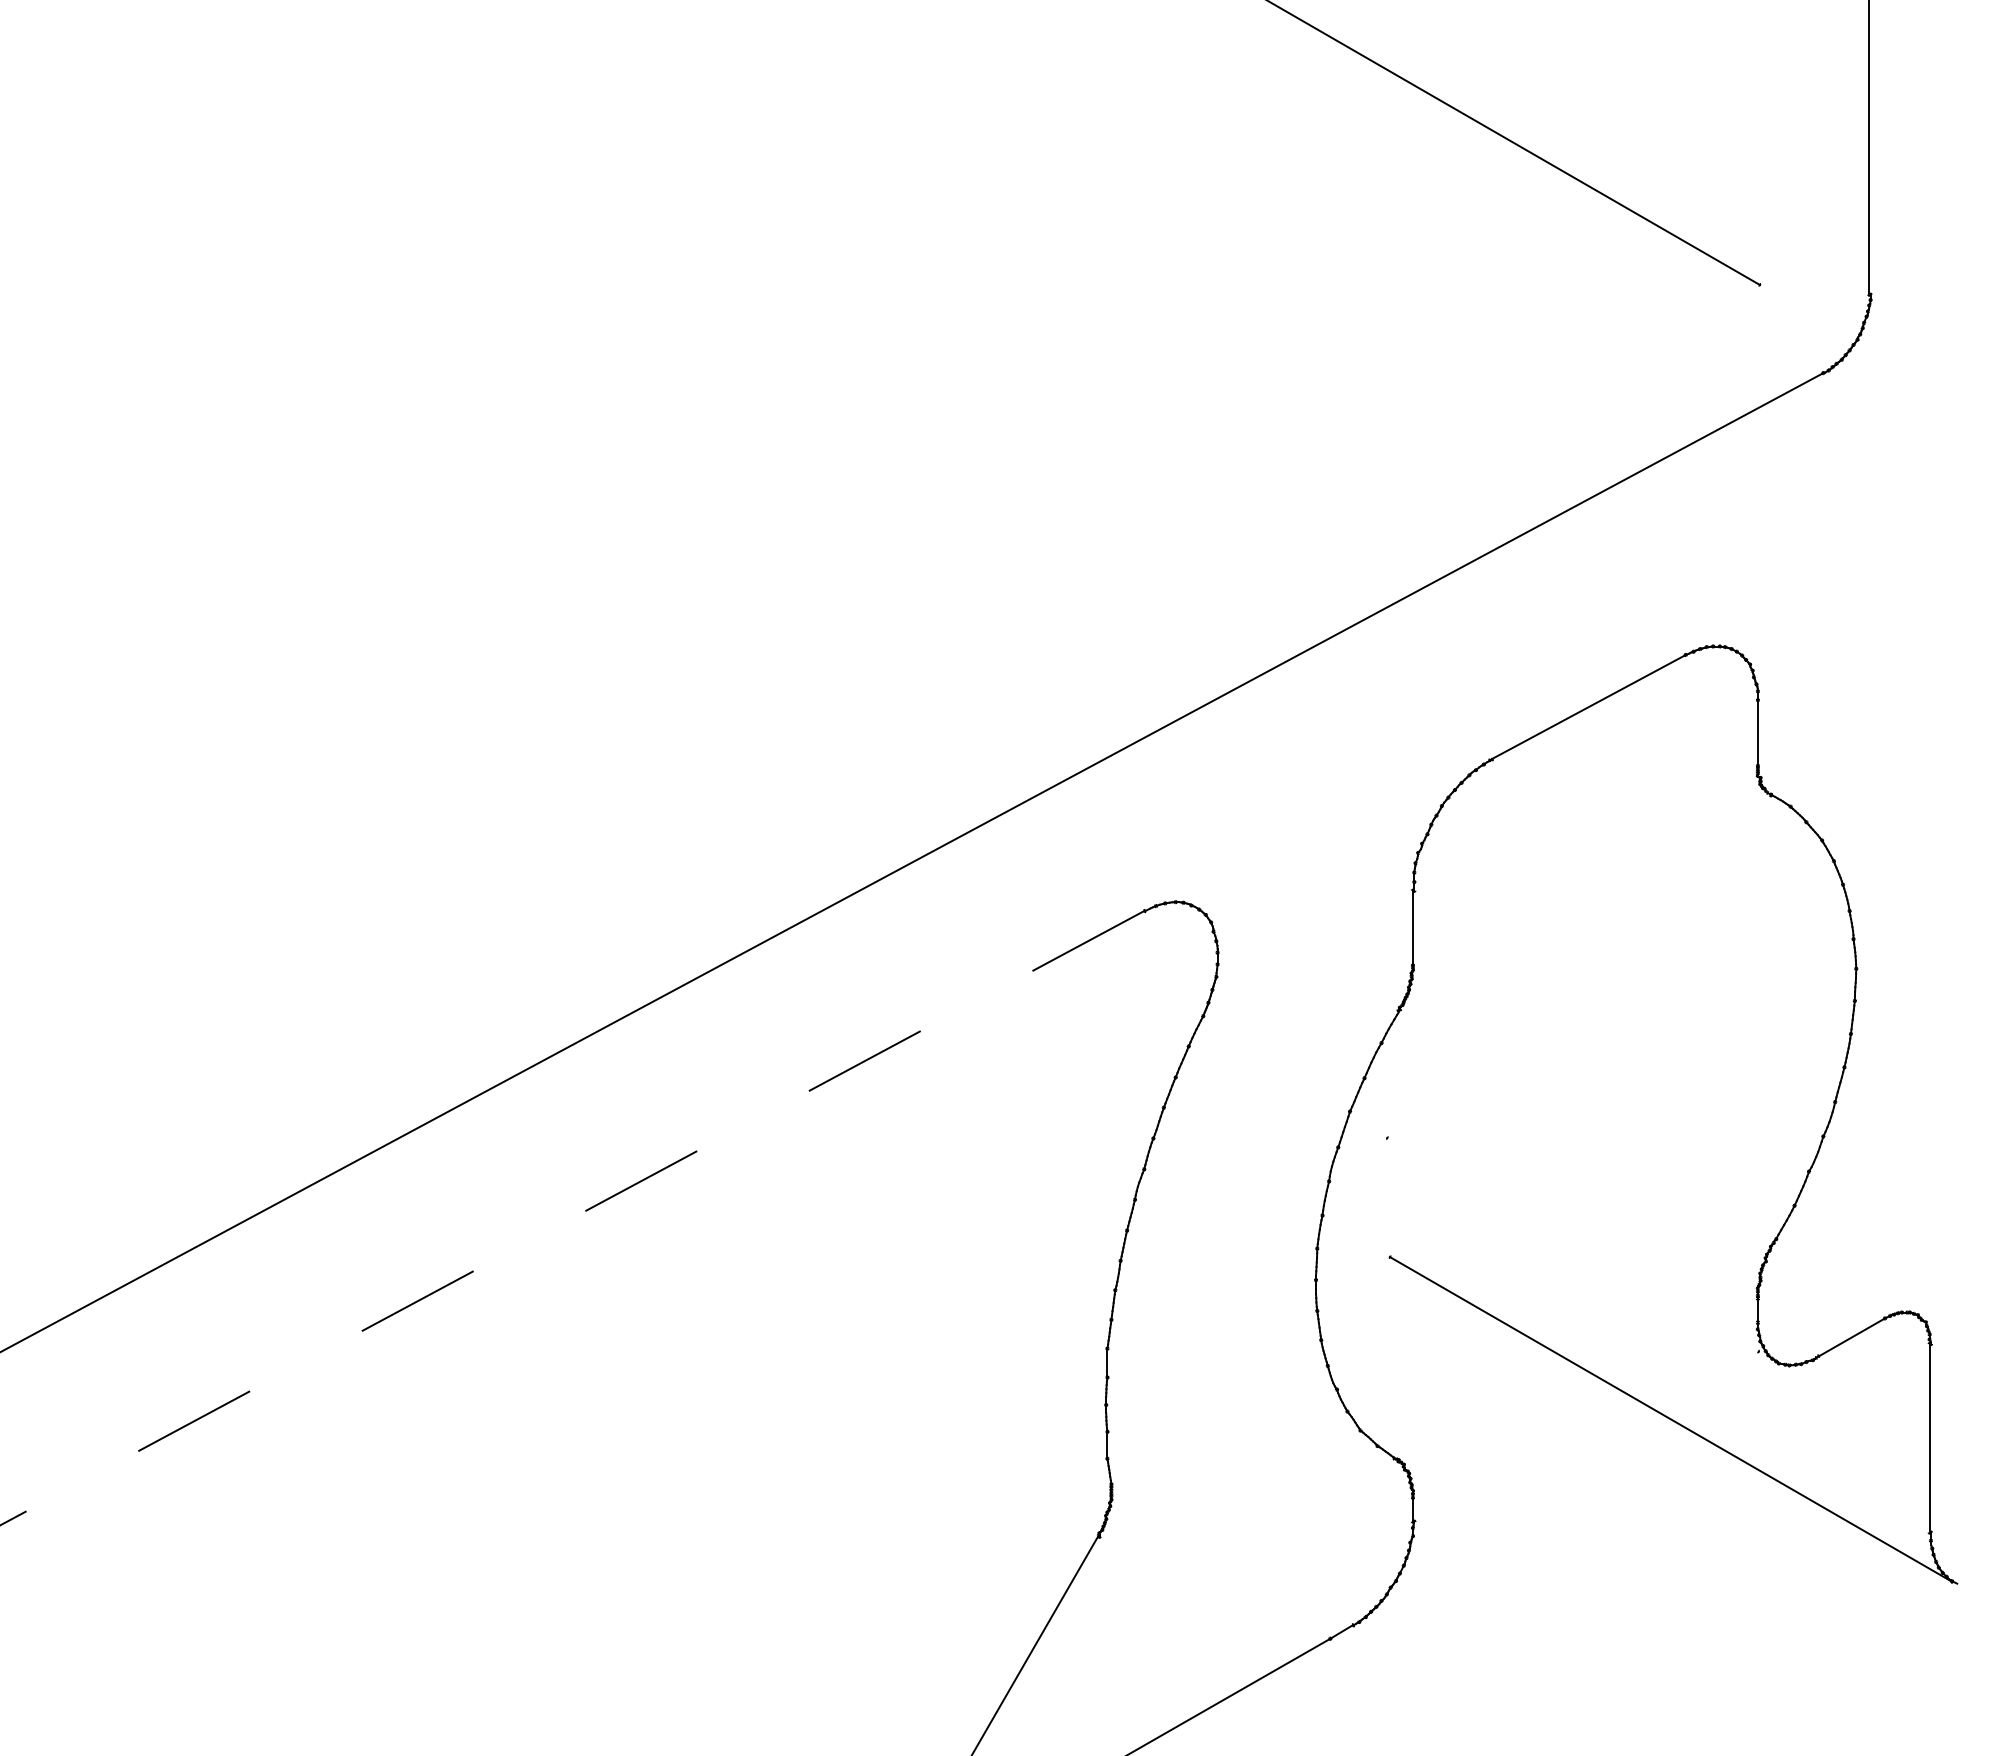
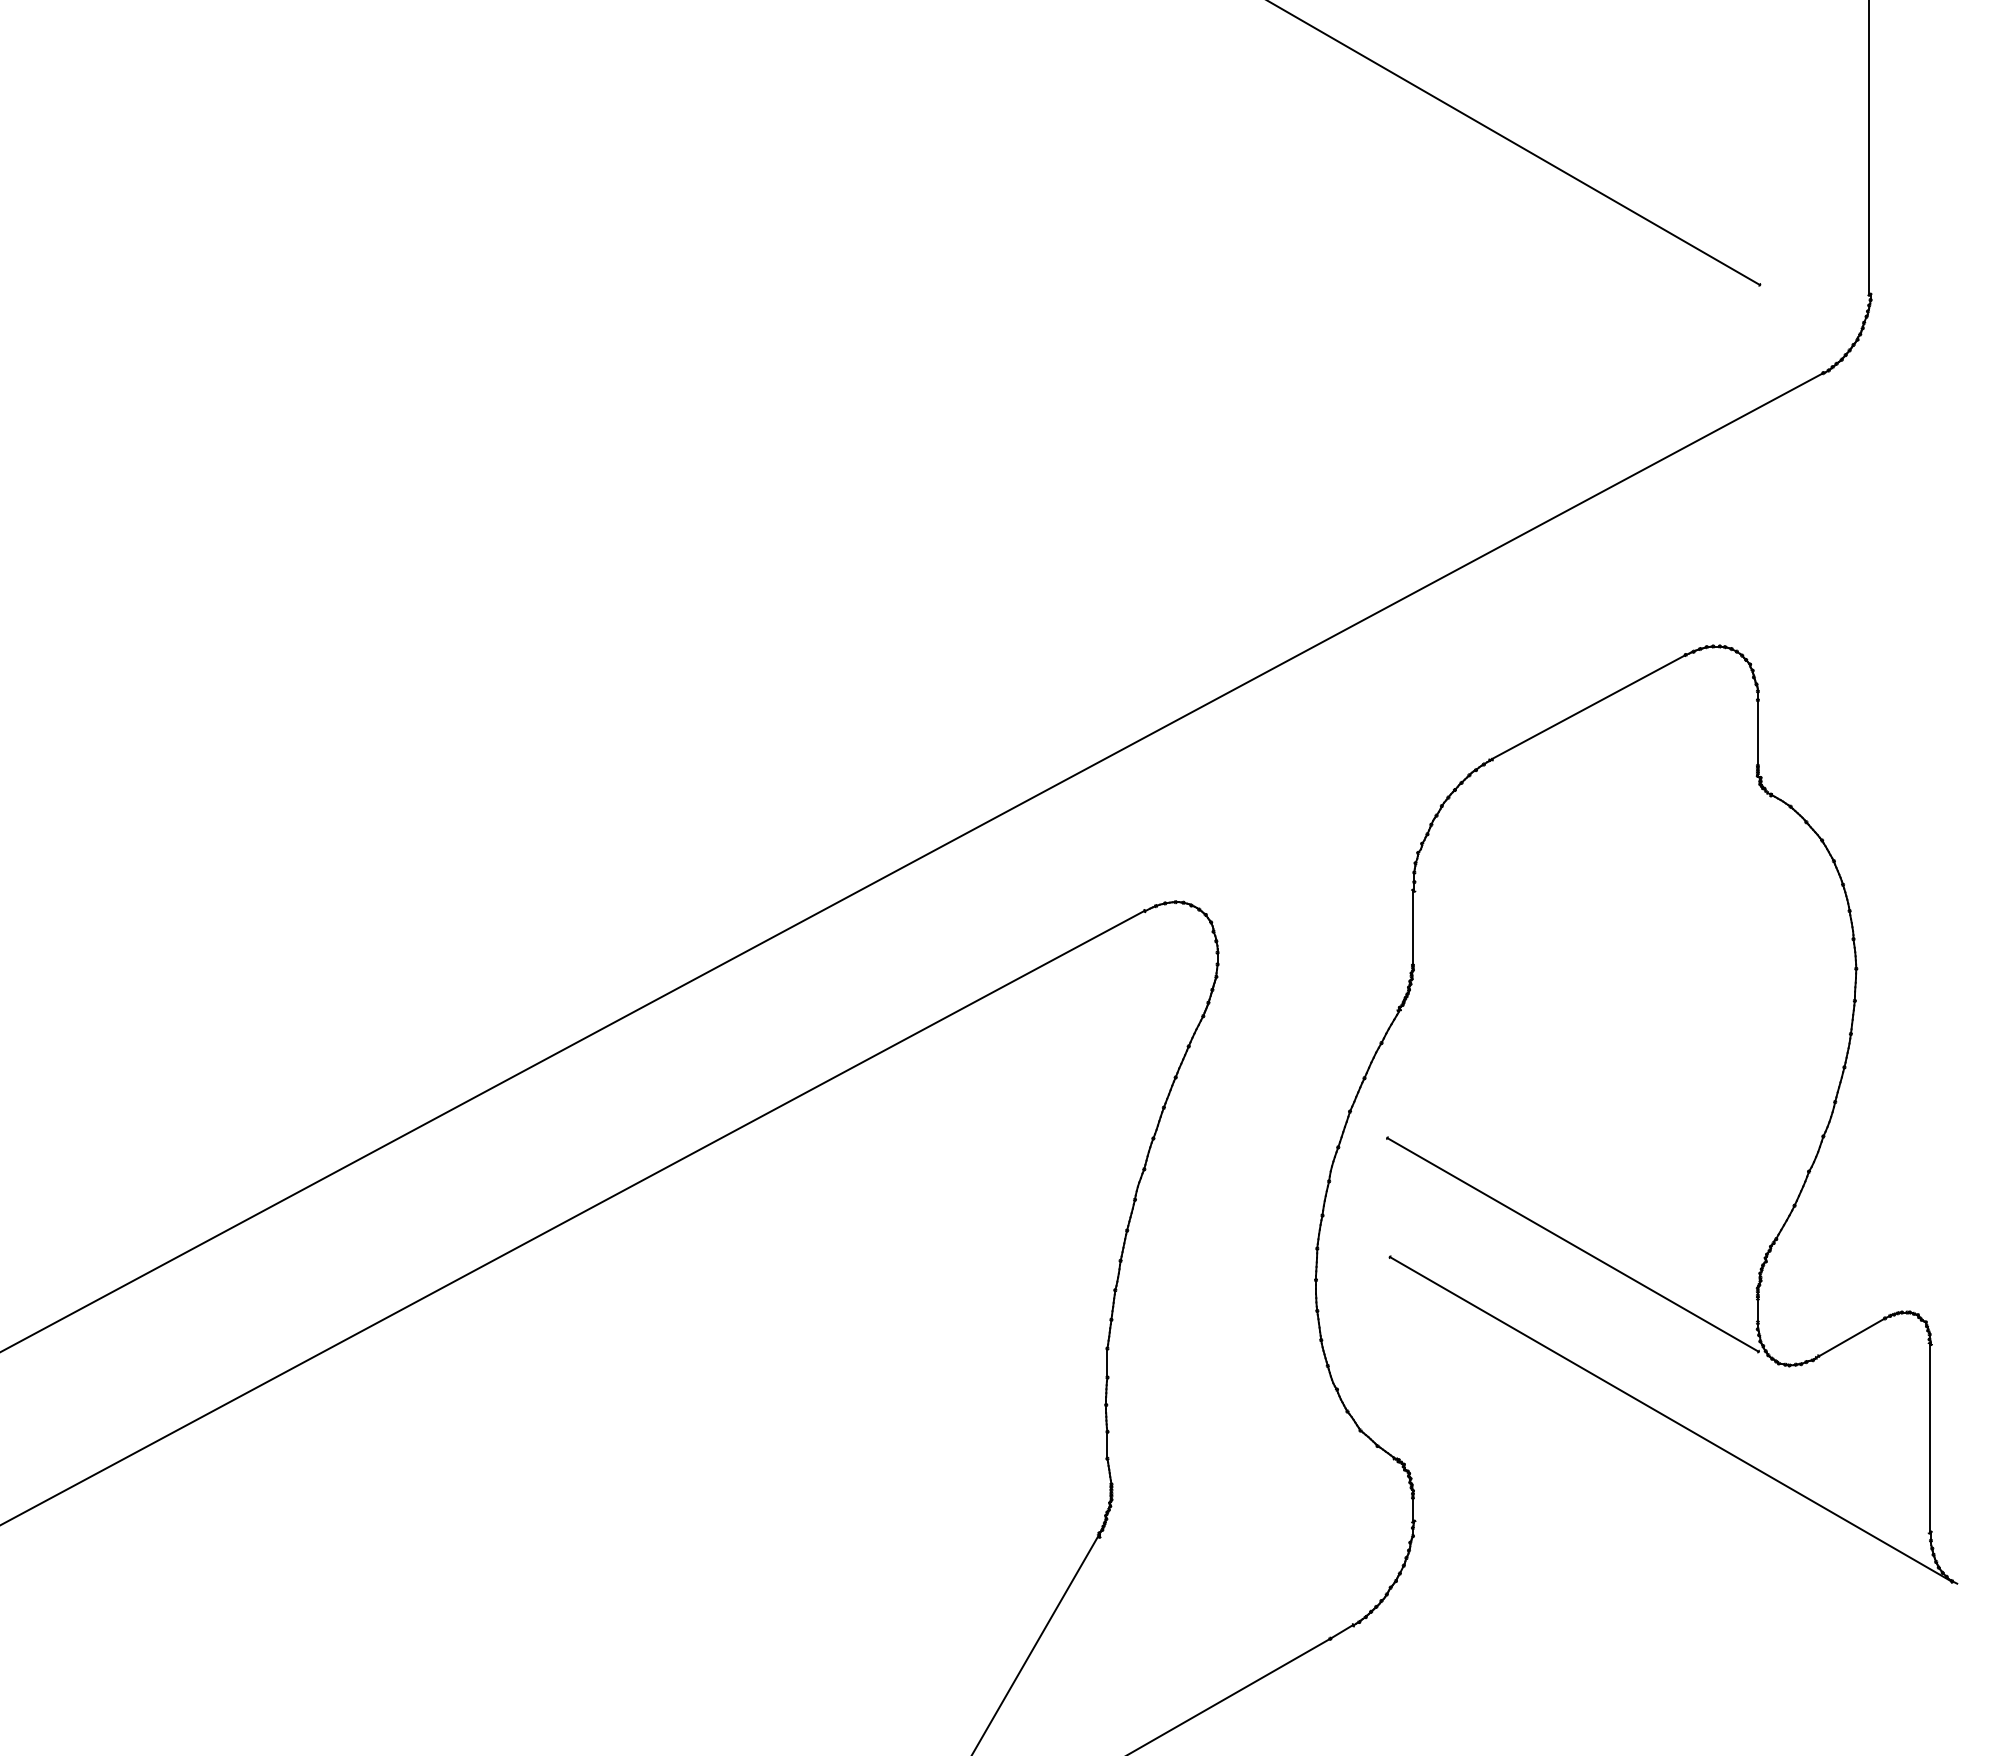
line: dashed -> solid (571, 1218)
line: none -> present (1572, 1244)
